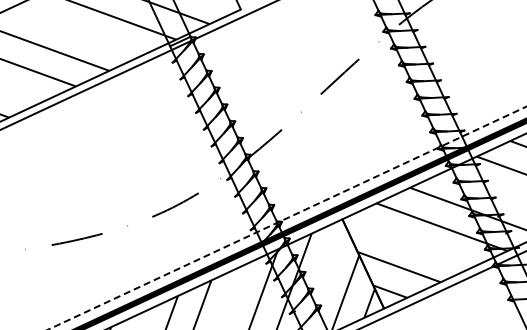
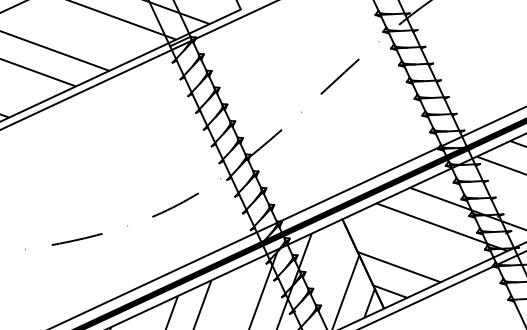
line: dashed -> solid (287, 218)
